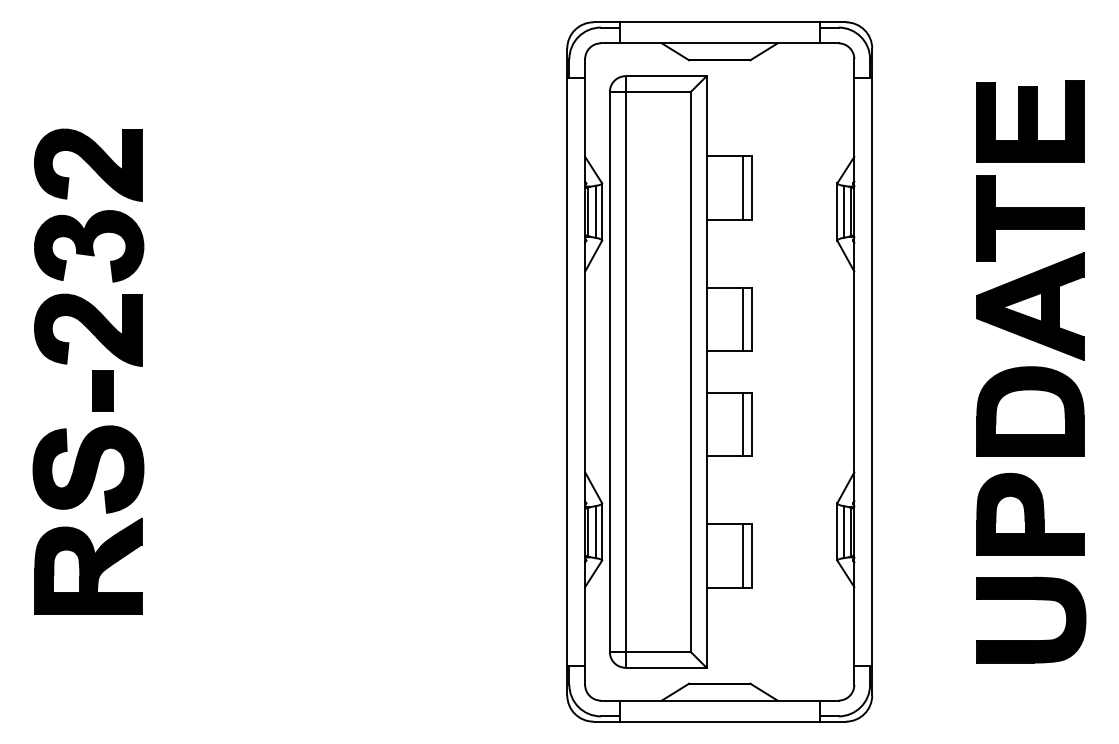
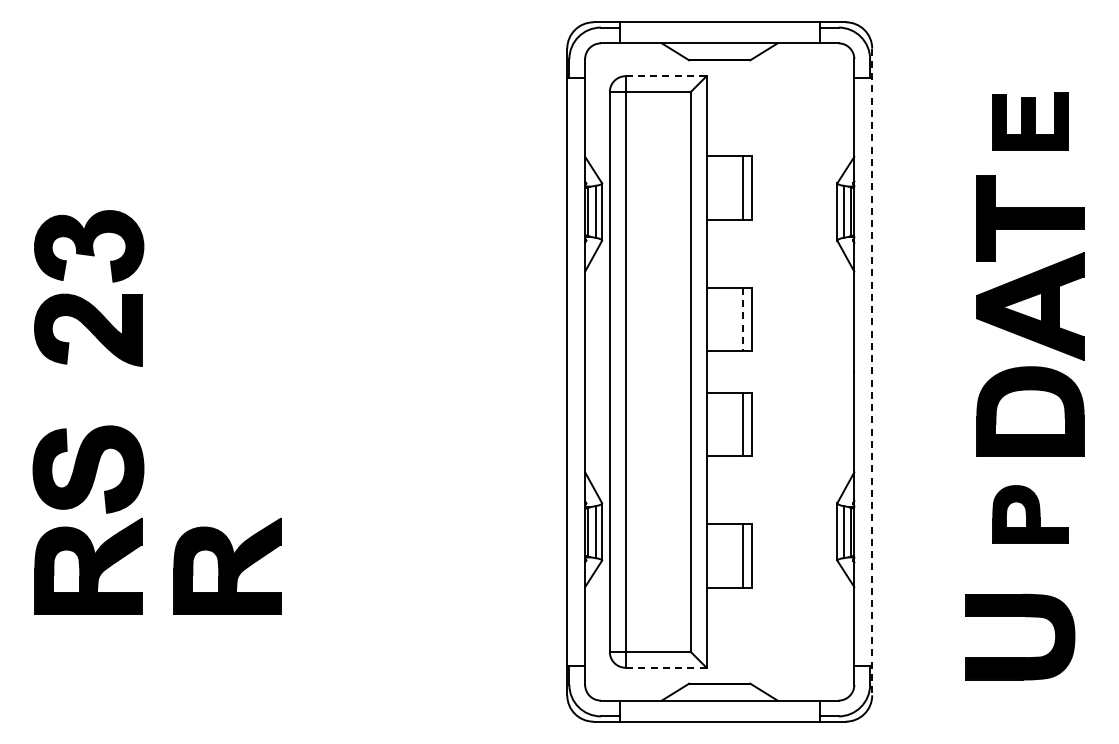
line: solid -> dashed (666, 76)
part size: 109x83 px -> 77x59 px (1030, 121)
part: present -> none (88, 164)
line: solid -> dashed (742, 319)
line: solid -> dashed (872, 372)
part: present -> none (102, 390)
part size: 109x83 px -> 77x59 px (1030, 514)
part: none -> present (227, 565)
part position: (1036, 600) -> (1025, 617) (1025, 617)
line: solid -> dashed (665, 667)
